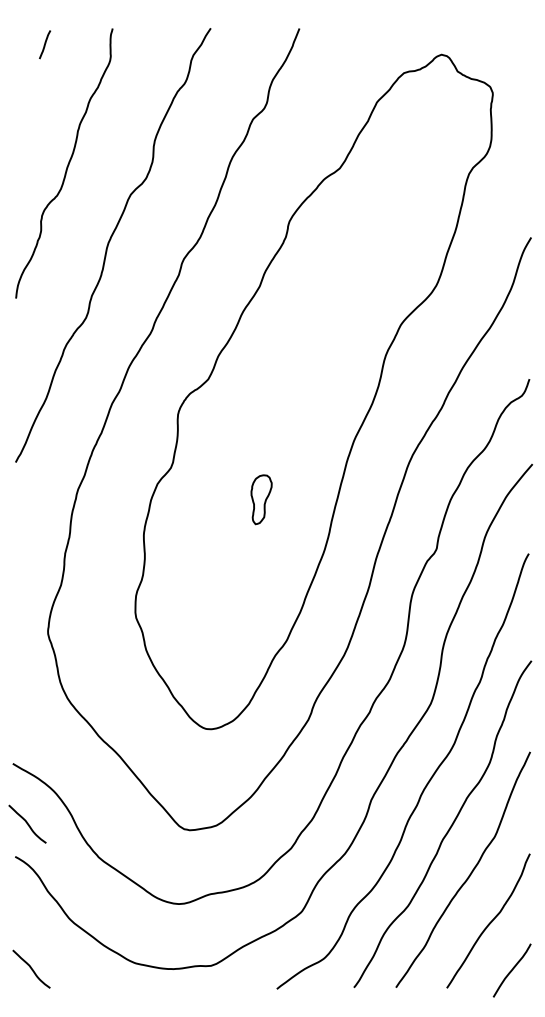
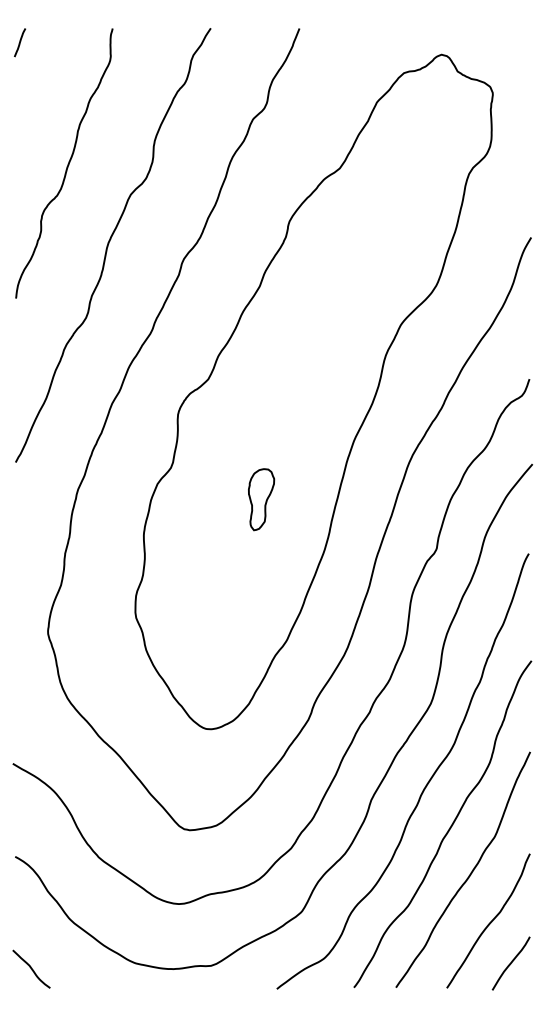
line position: (45, 44) -> (20, 42) (20, 42)
part size: 23x52 px -> 28x64 px (261, 499)
curve: present -> none (27, 823)
curve position: (511, 970) -> (510, 963) (510, 963)
